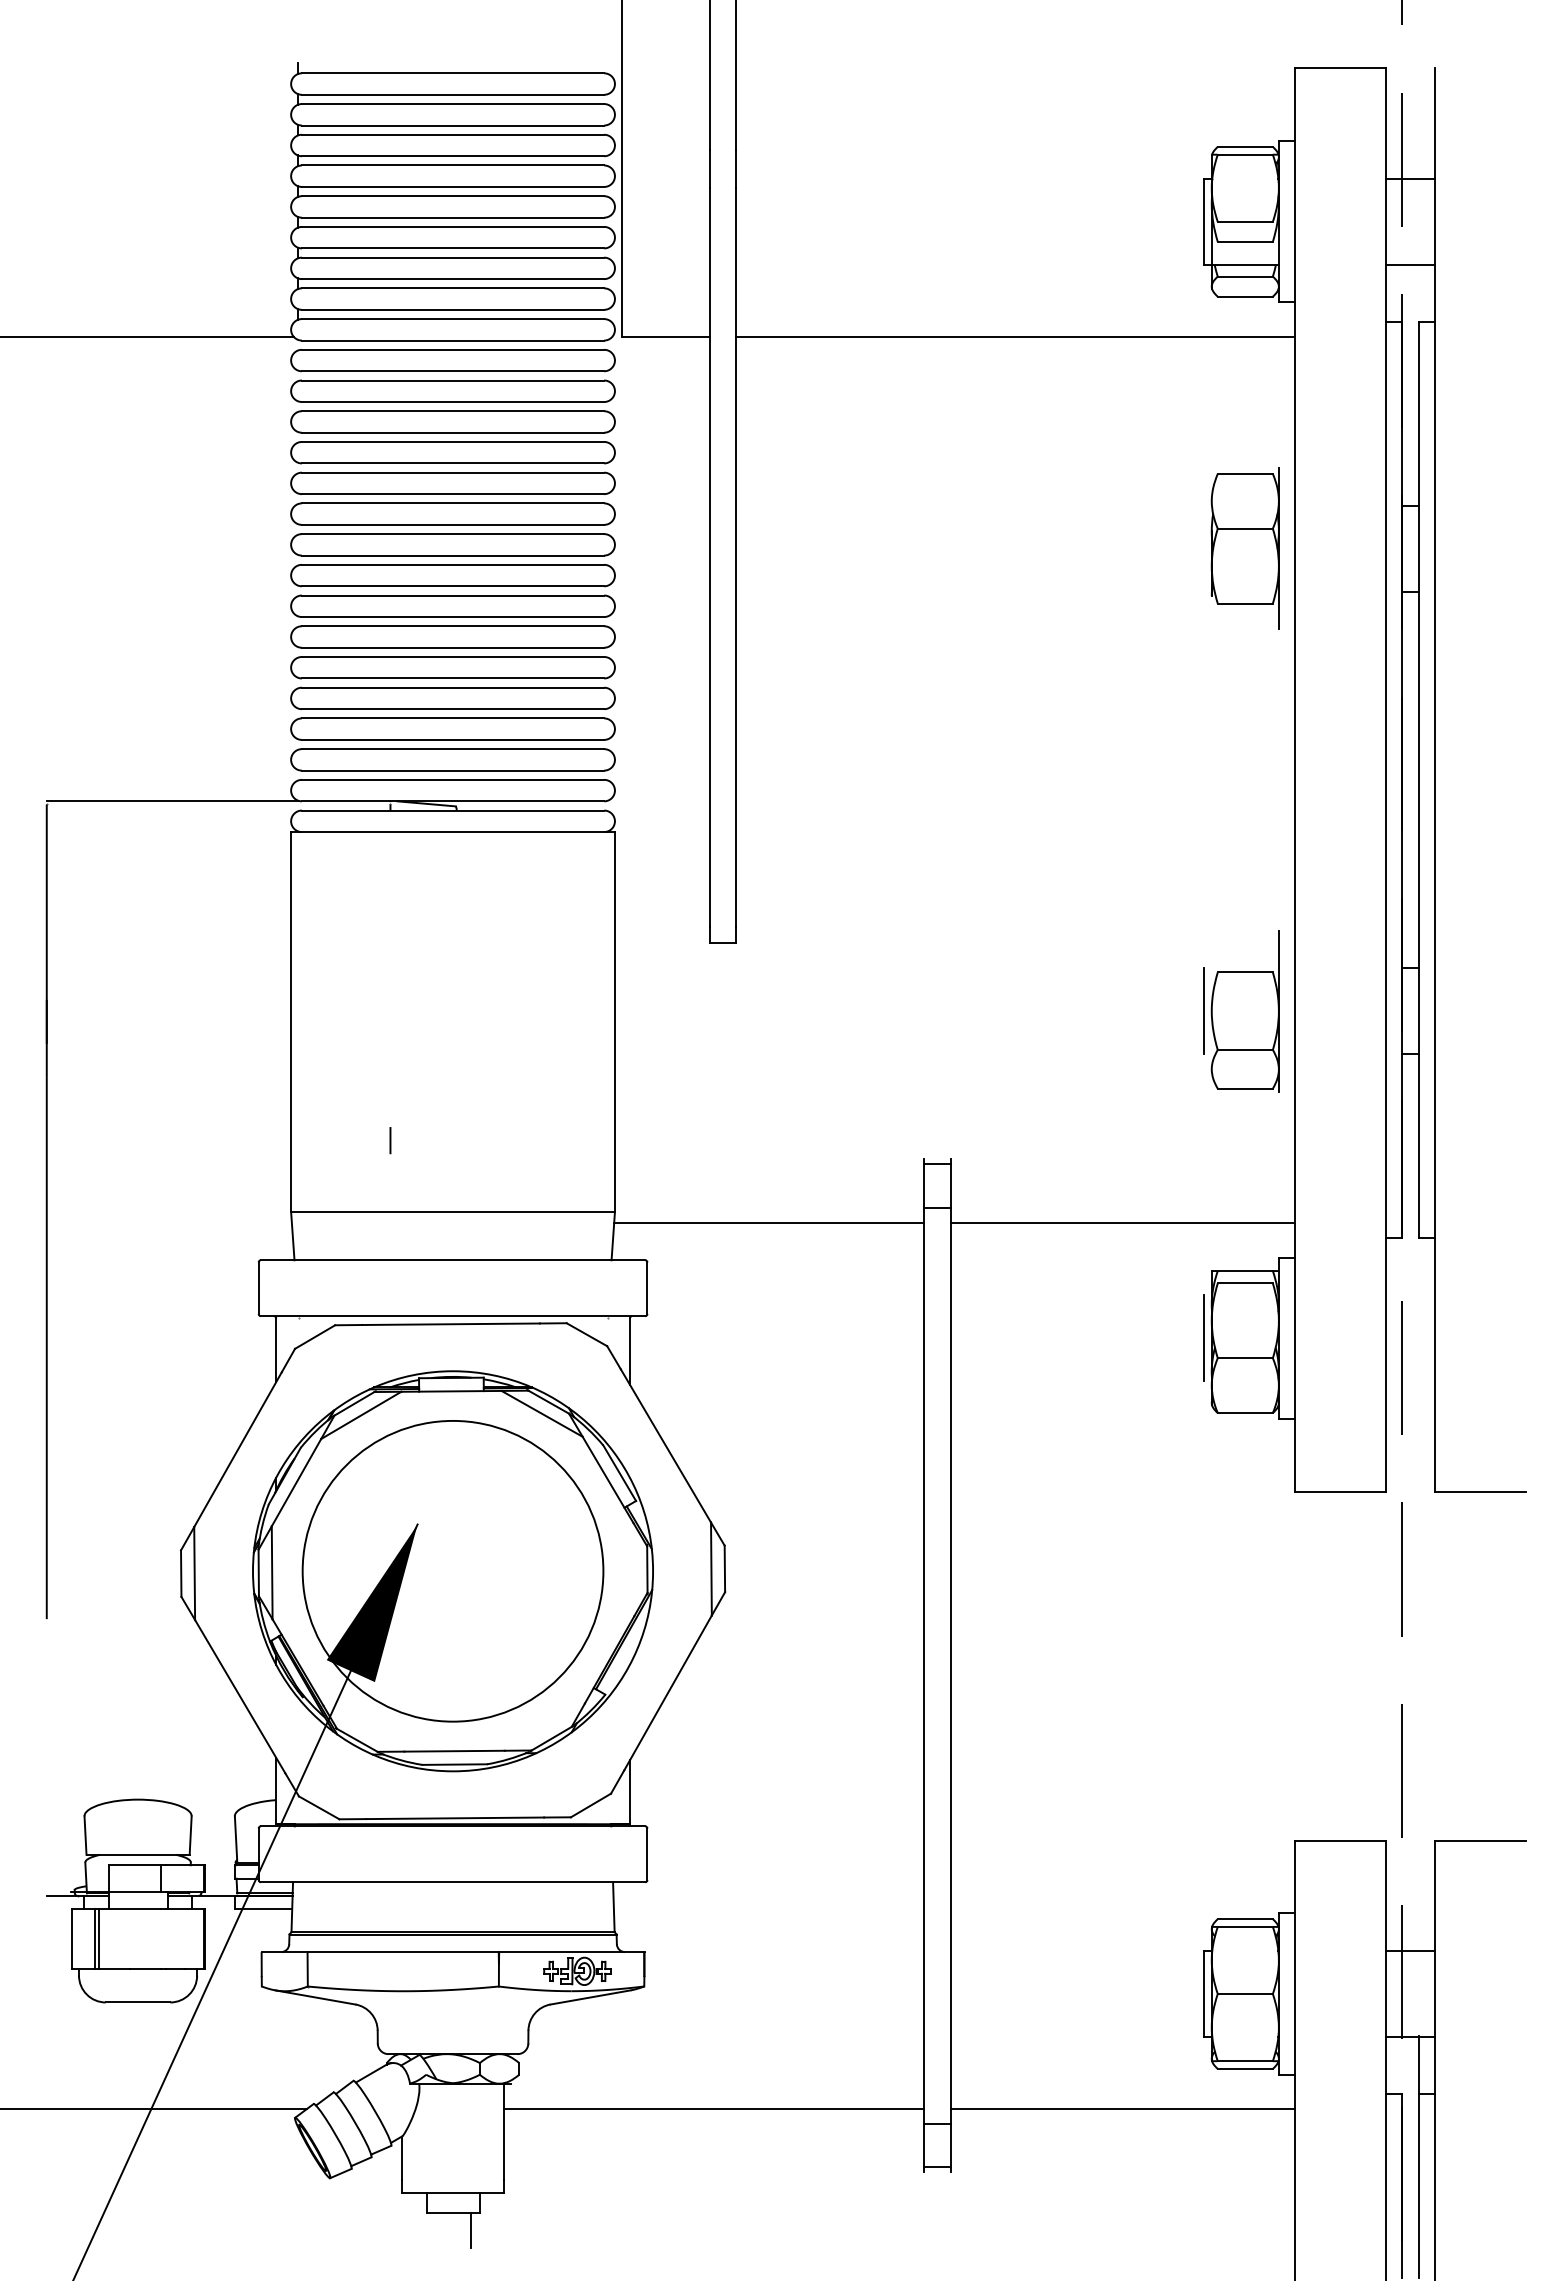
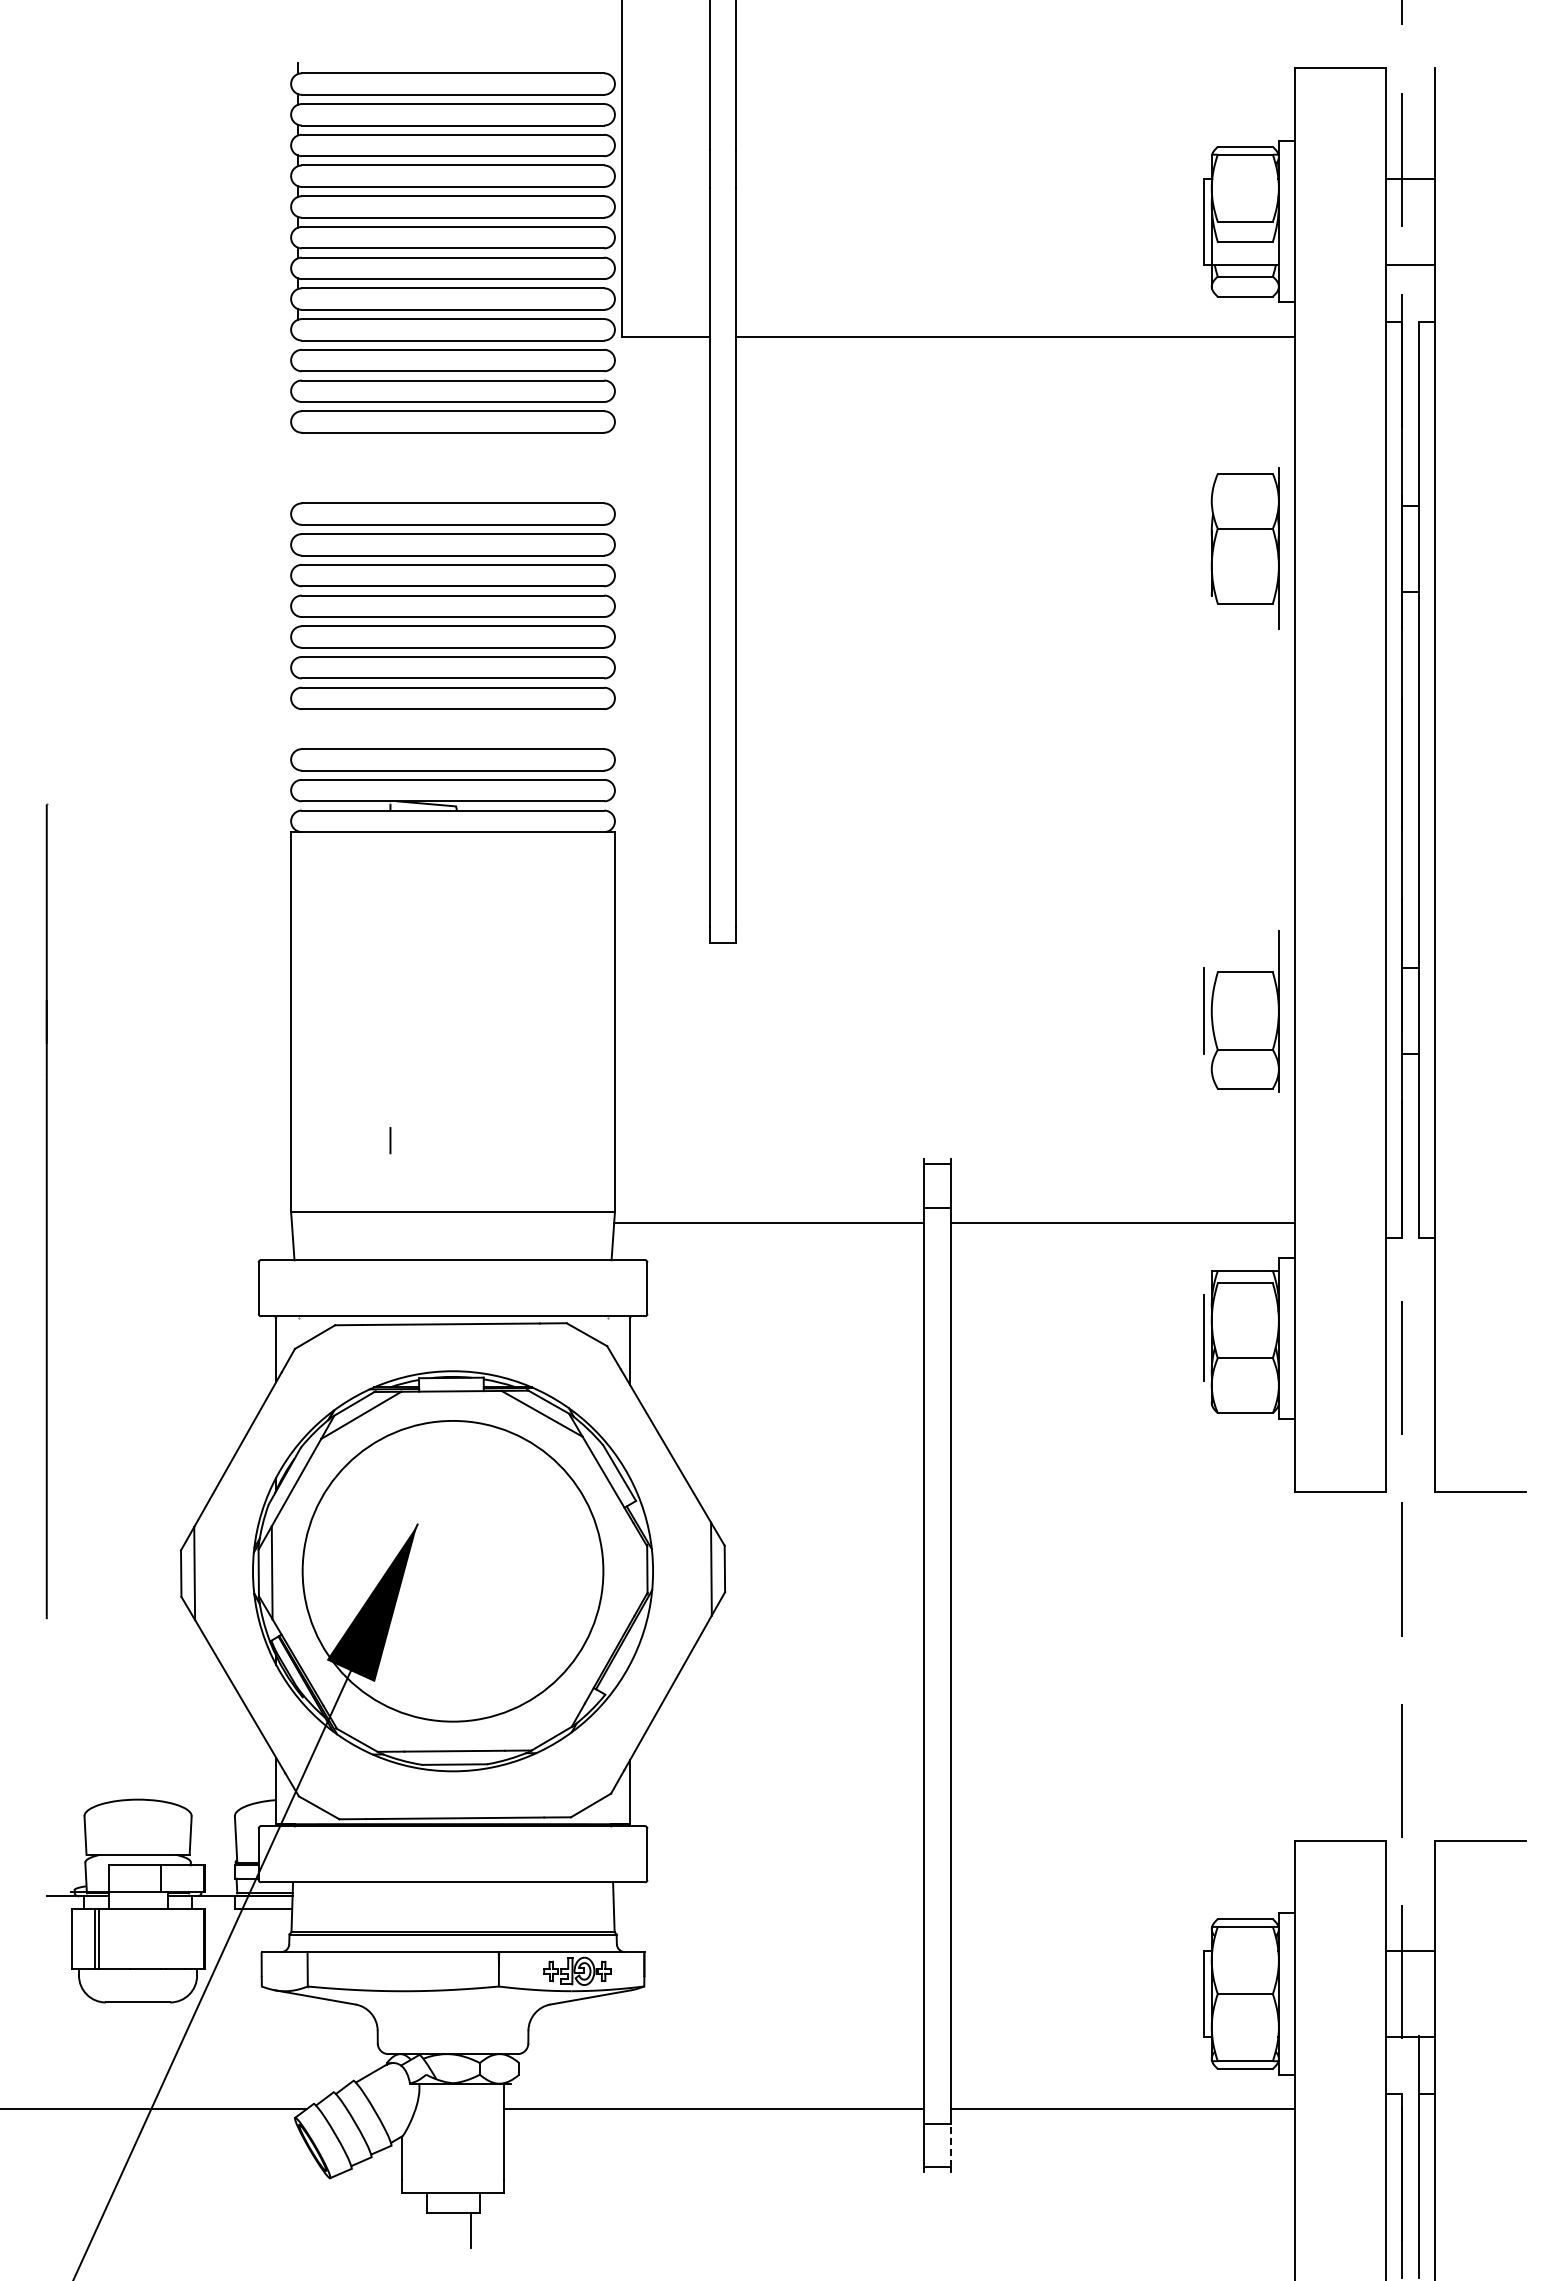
line: present -> none (147, 336)
part: present -> none (452, 467)
part: present -> none (452, 728)
line: present -> none (172, 800)
line: solid -> dashed (951, 2145)
